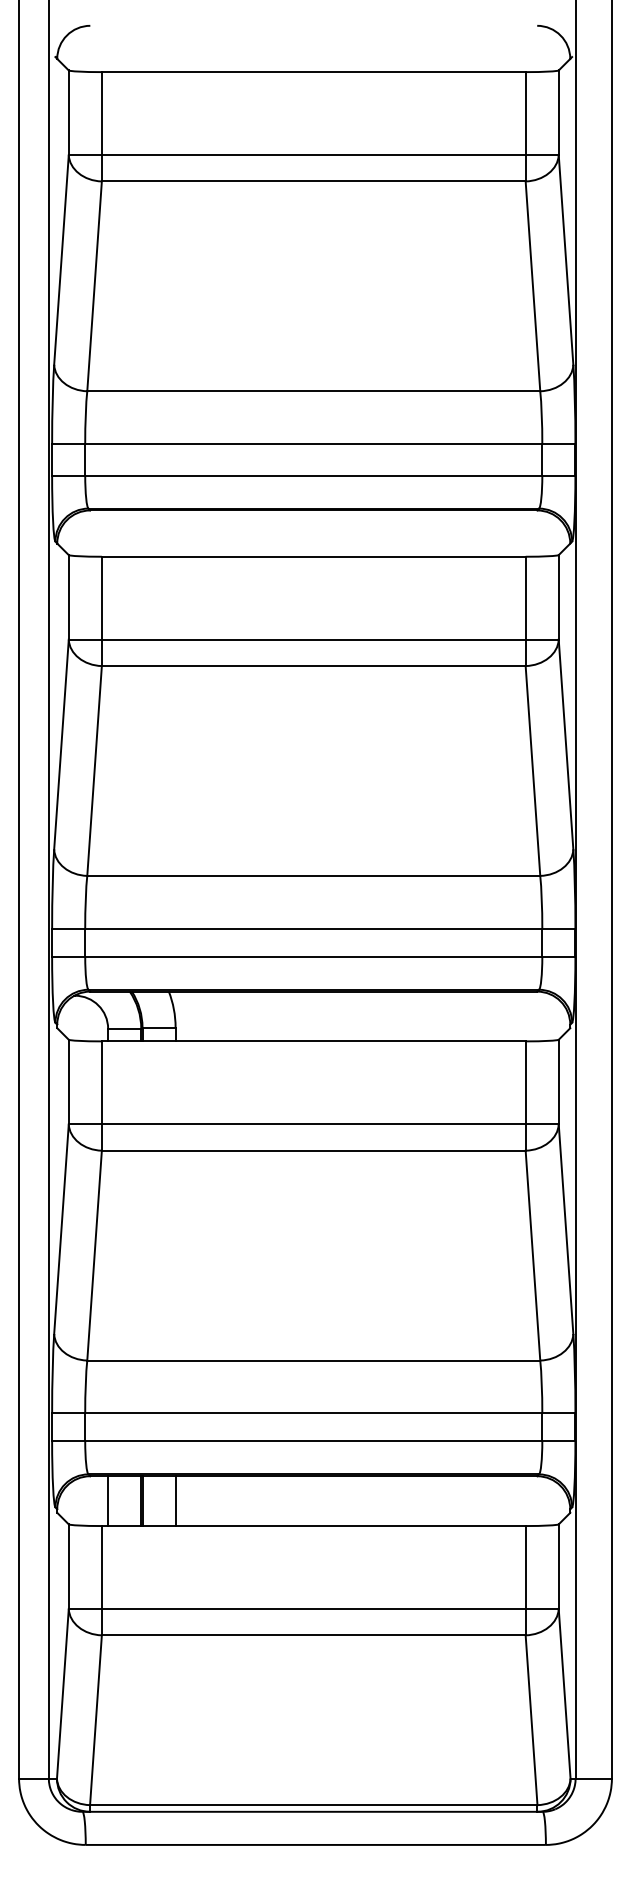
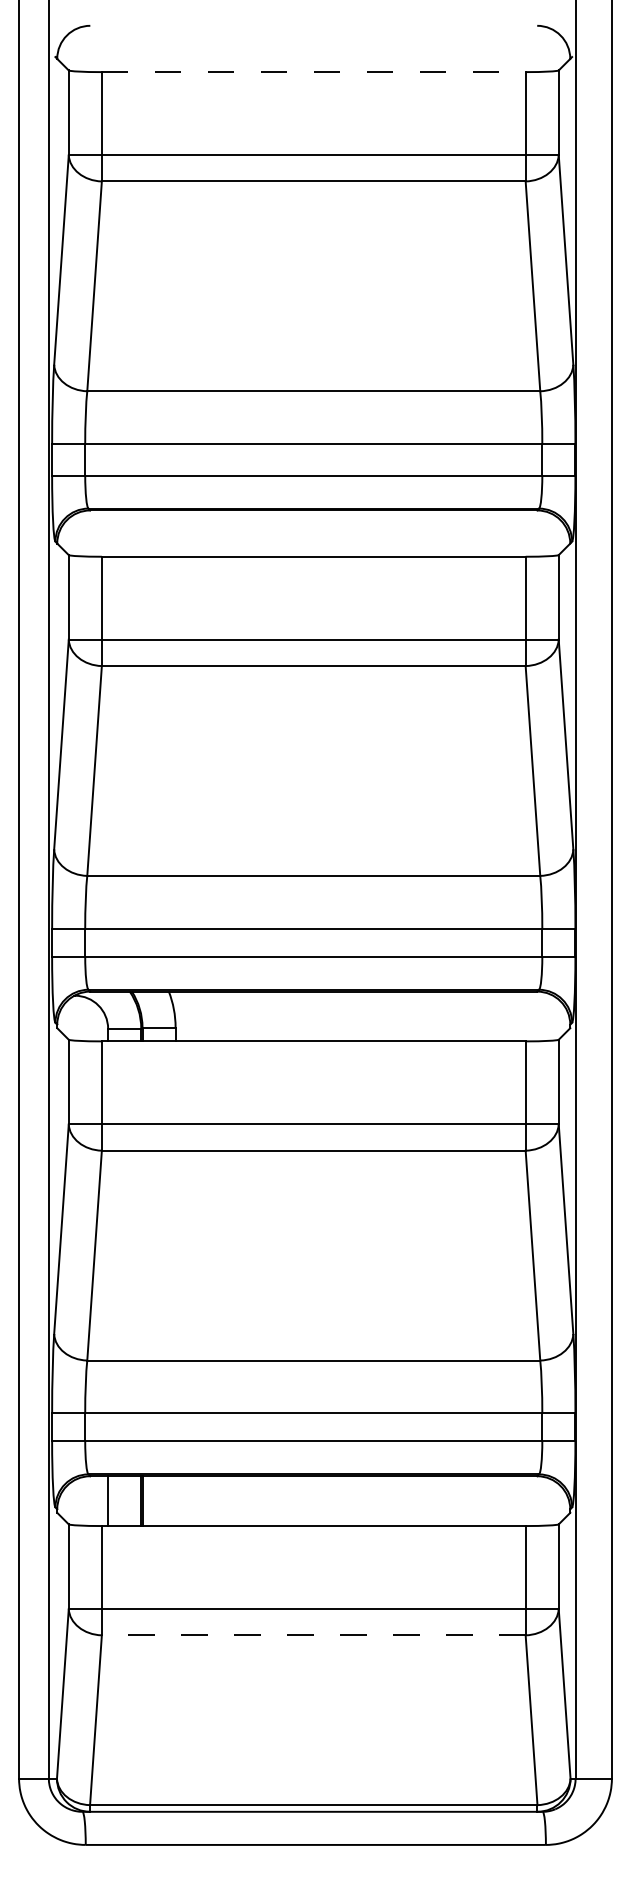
line: solid -> dashed (313, 72)
line: present -> none (175, 1501)
line: solid -> dashed (313, 1635)
